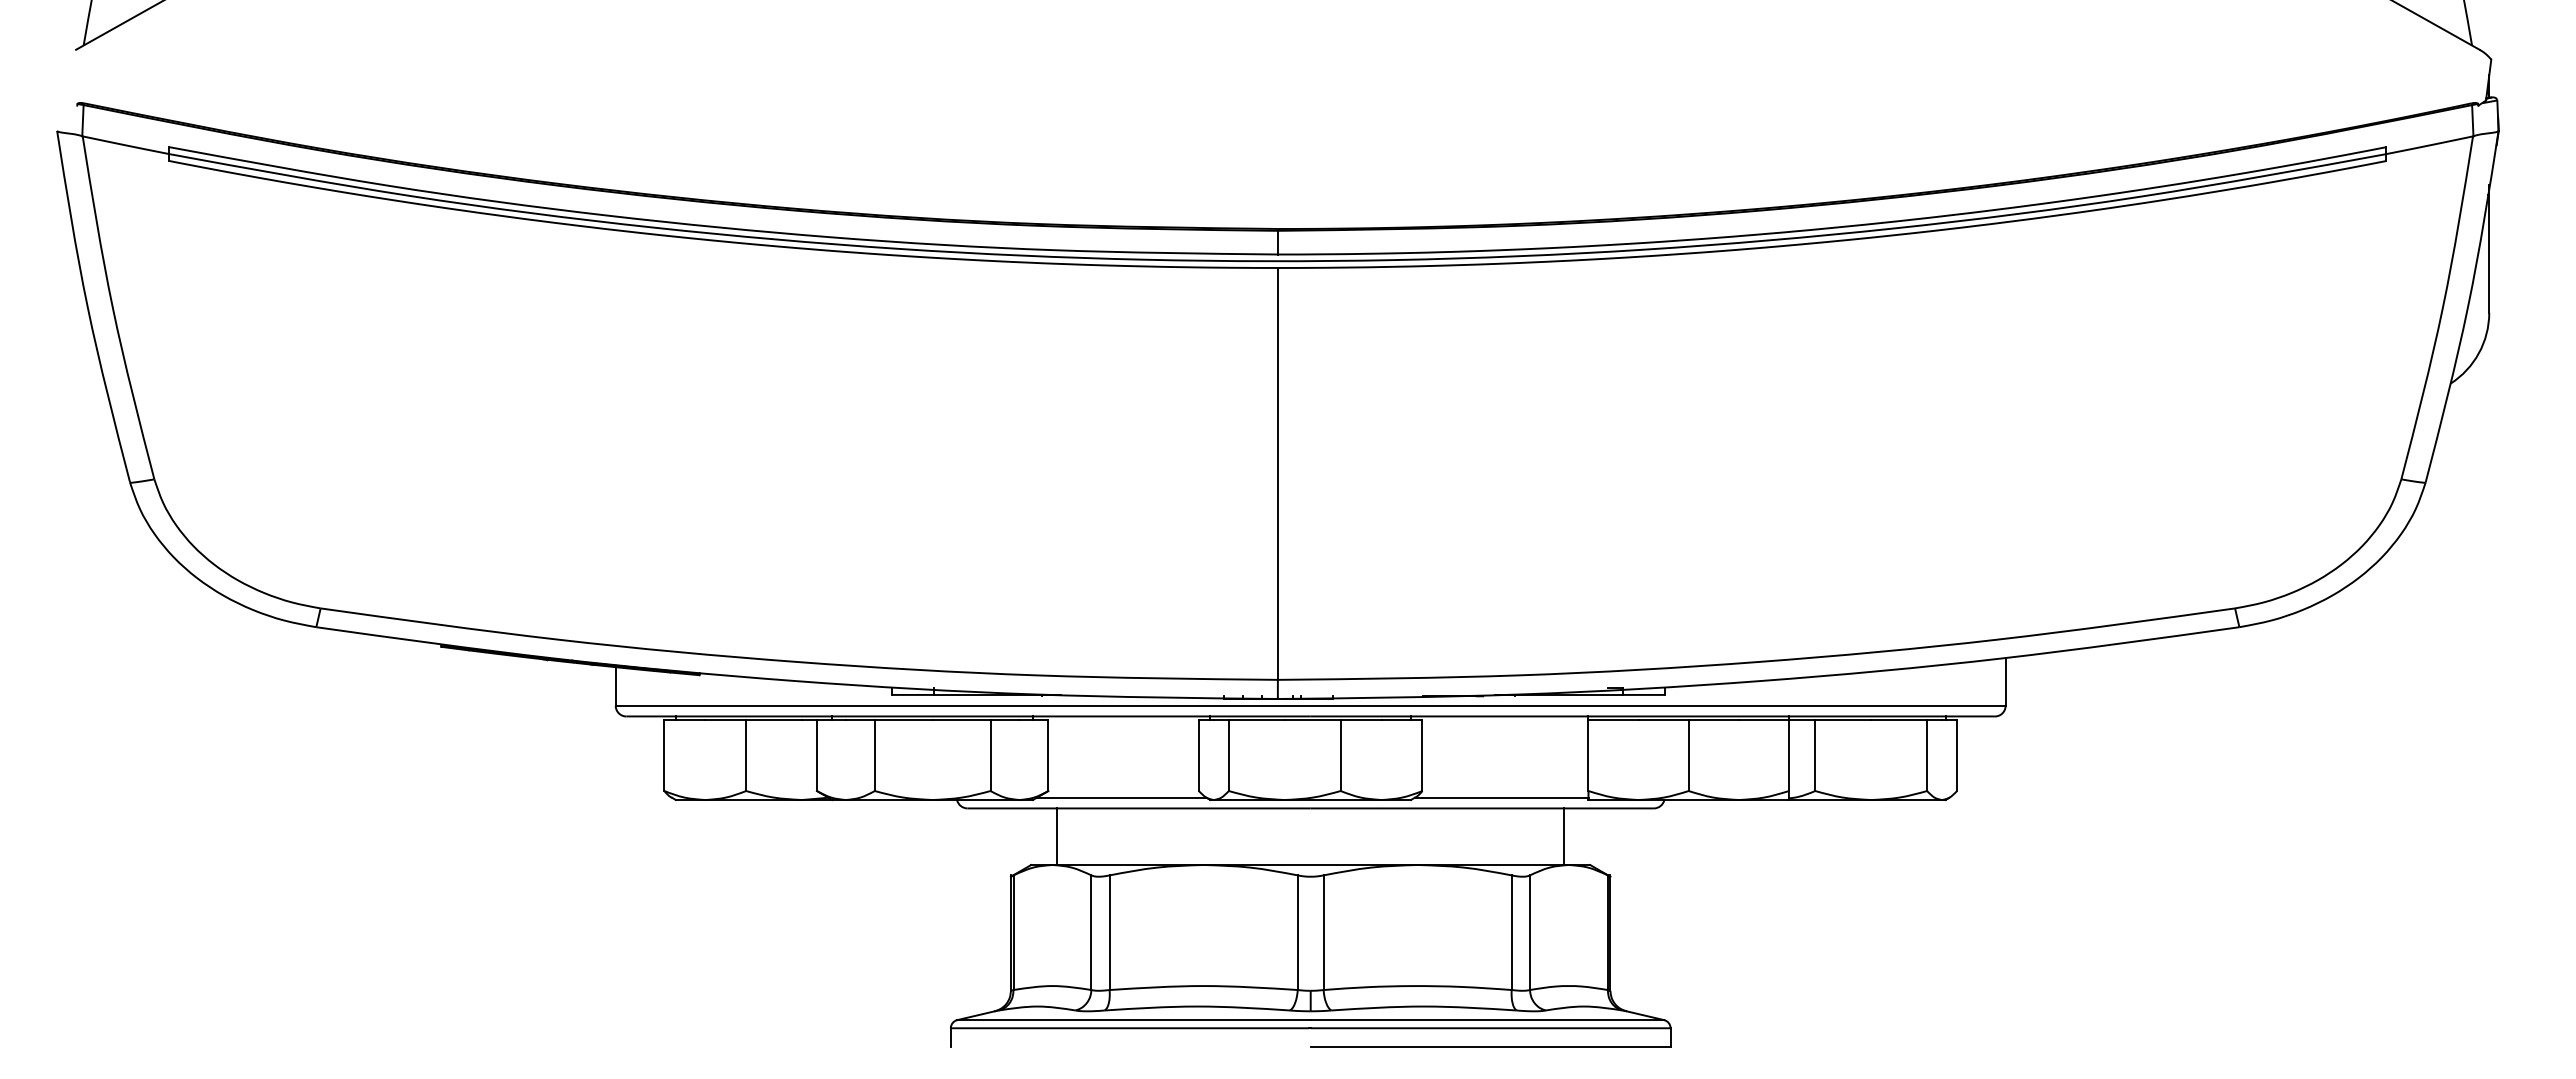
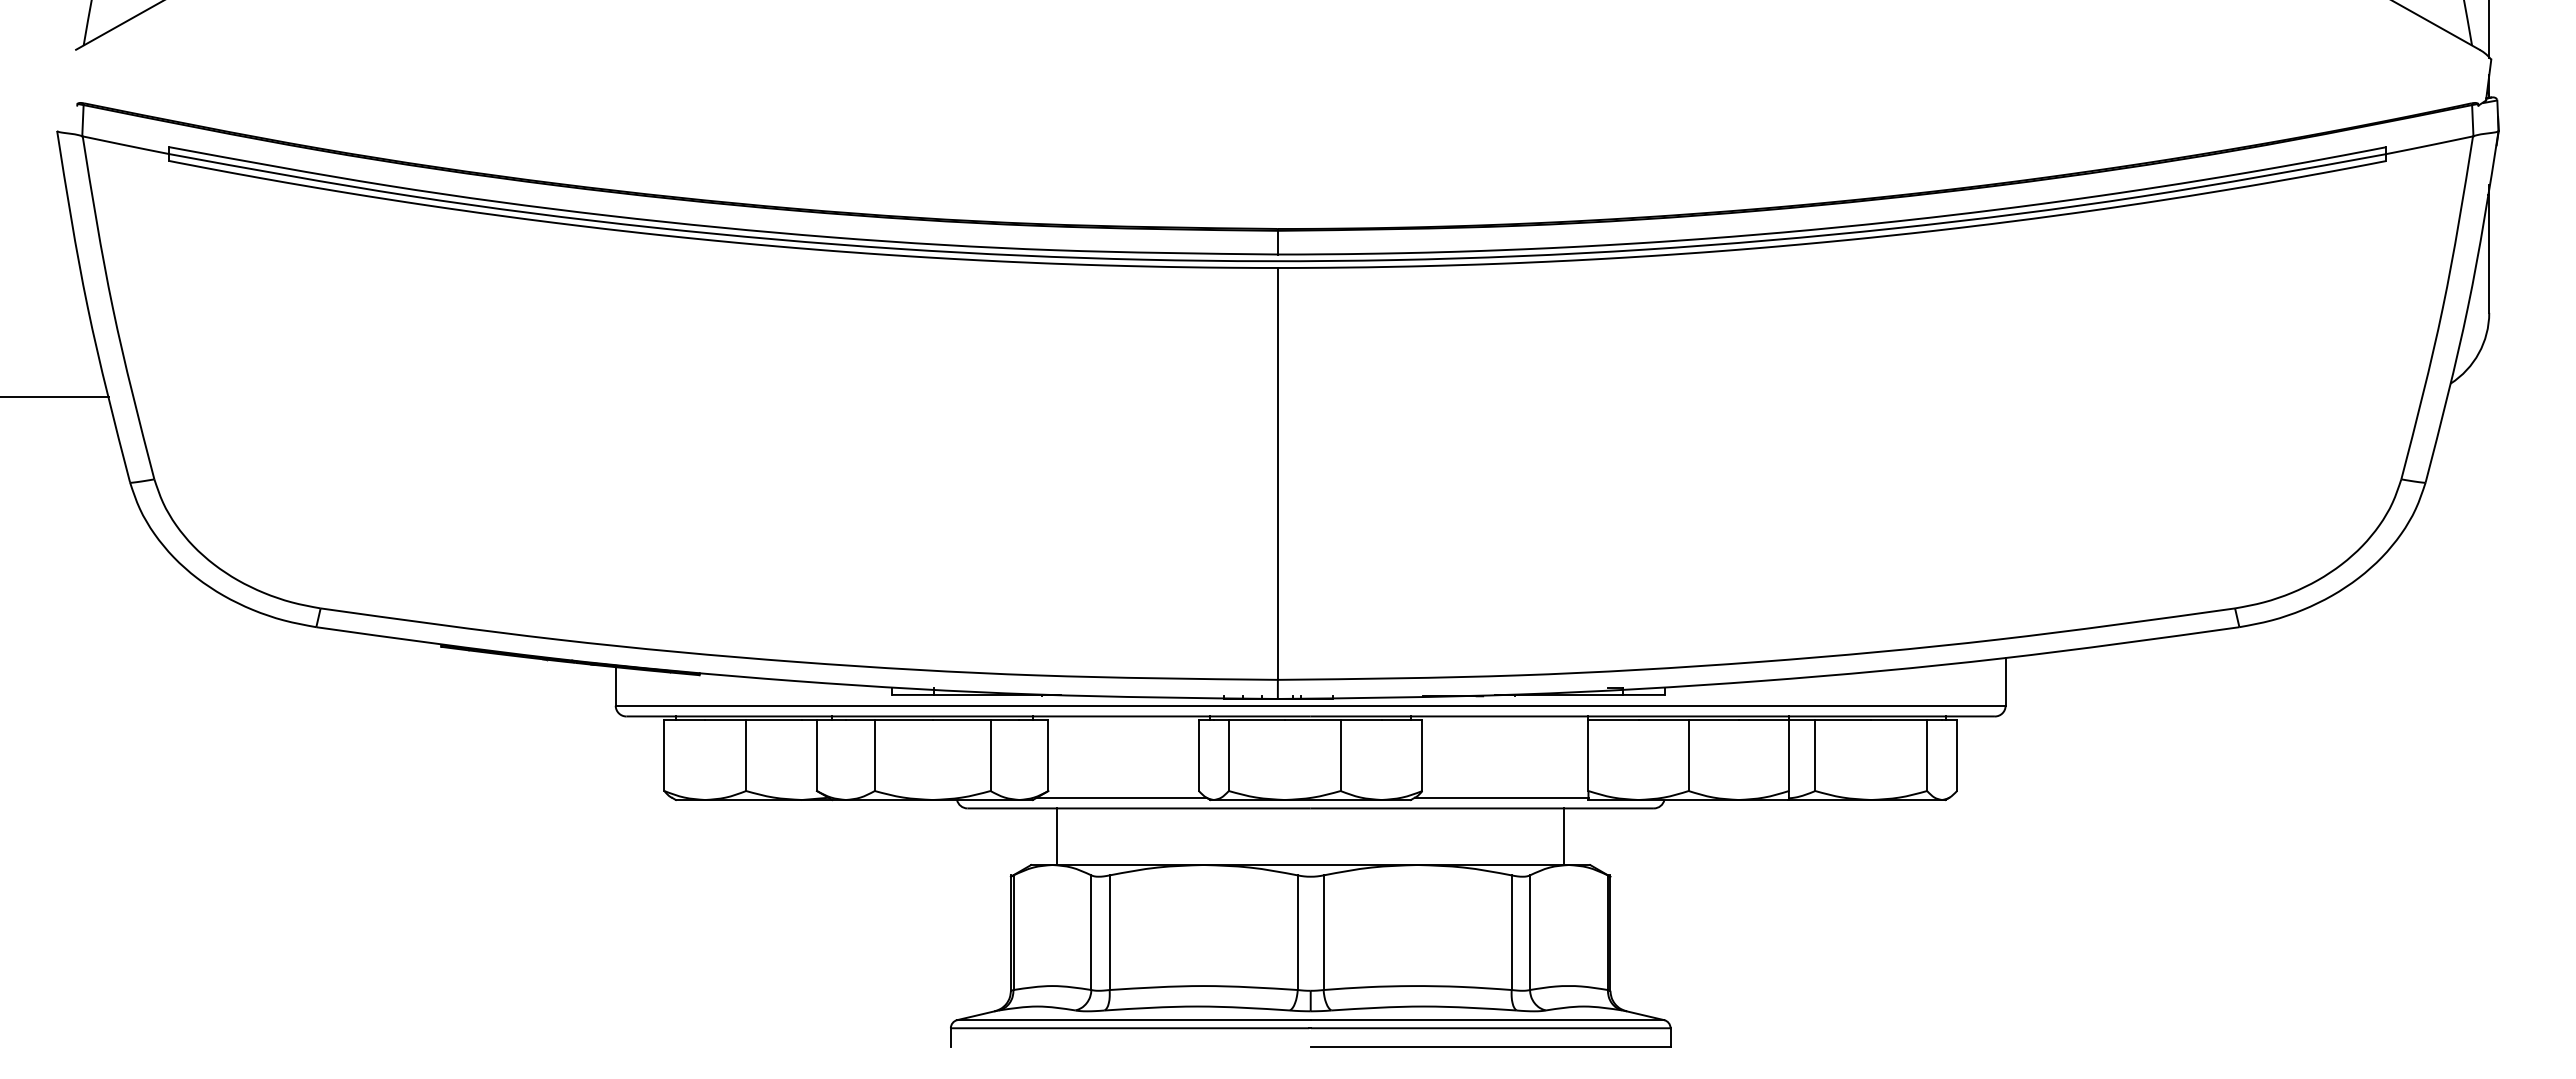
line: none -> present (2489, 29)
line: none -> present (55, 397)
